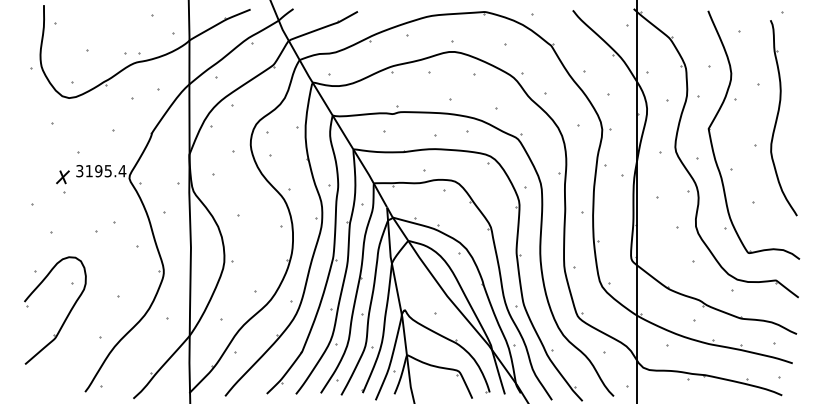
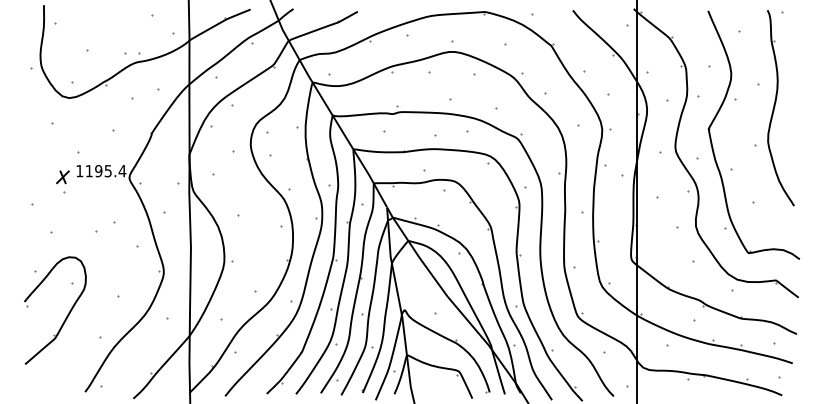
part position: (783, 118) -> (780, 108) (780, 108)
text: 3195.4 -> 1195.4 (79, 171)
